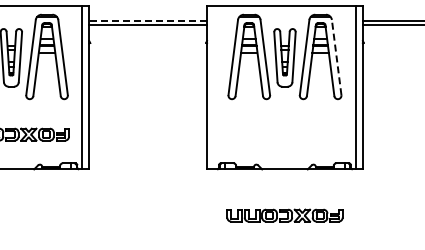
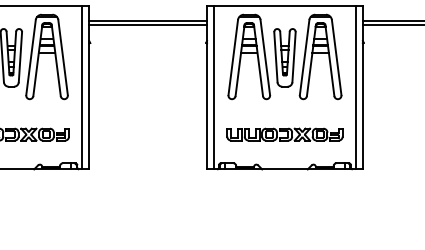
line: dashed -> solid (148, 20)
line: dashed -> solid (336, 57)
line: none -> present (214, 87)
part position: (284, 215) -> (284, 134) (284, 134)
